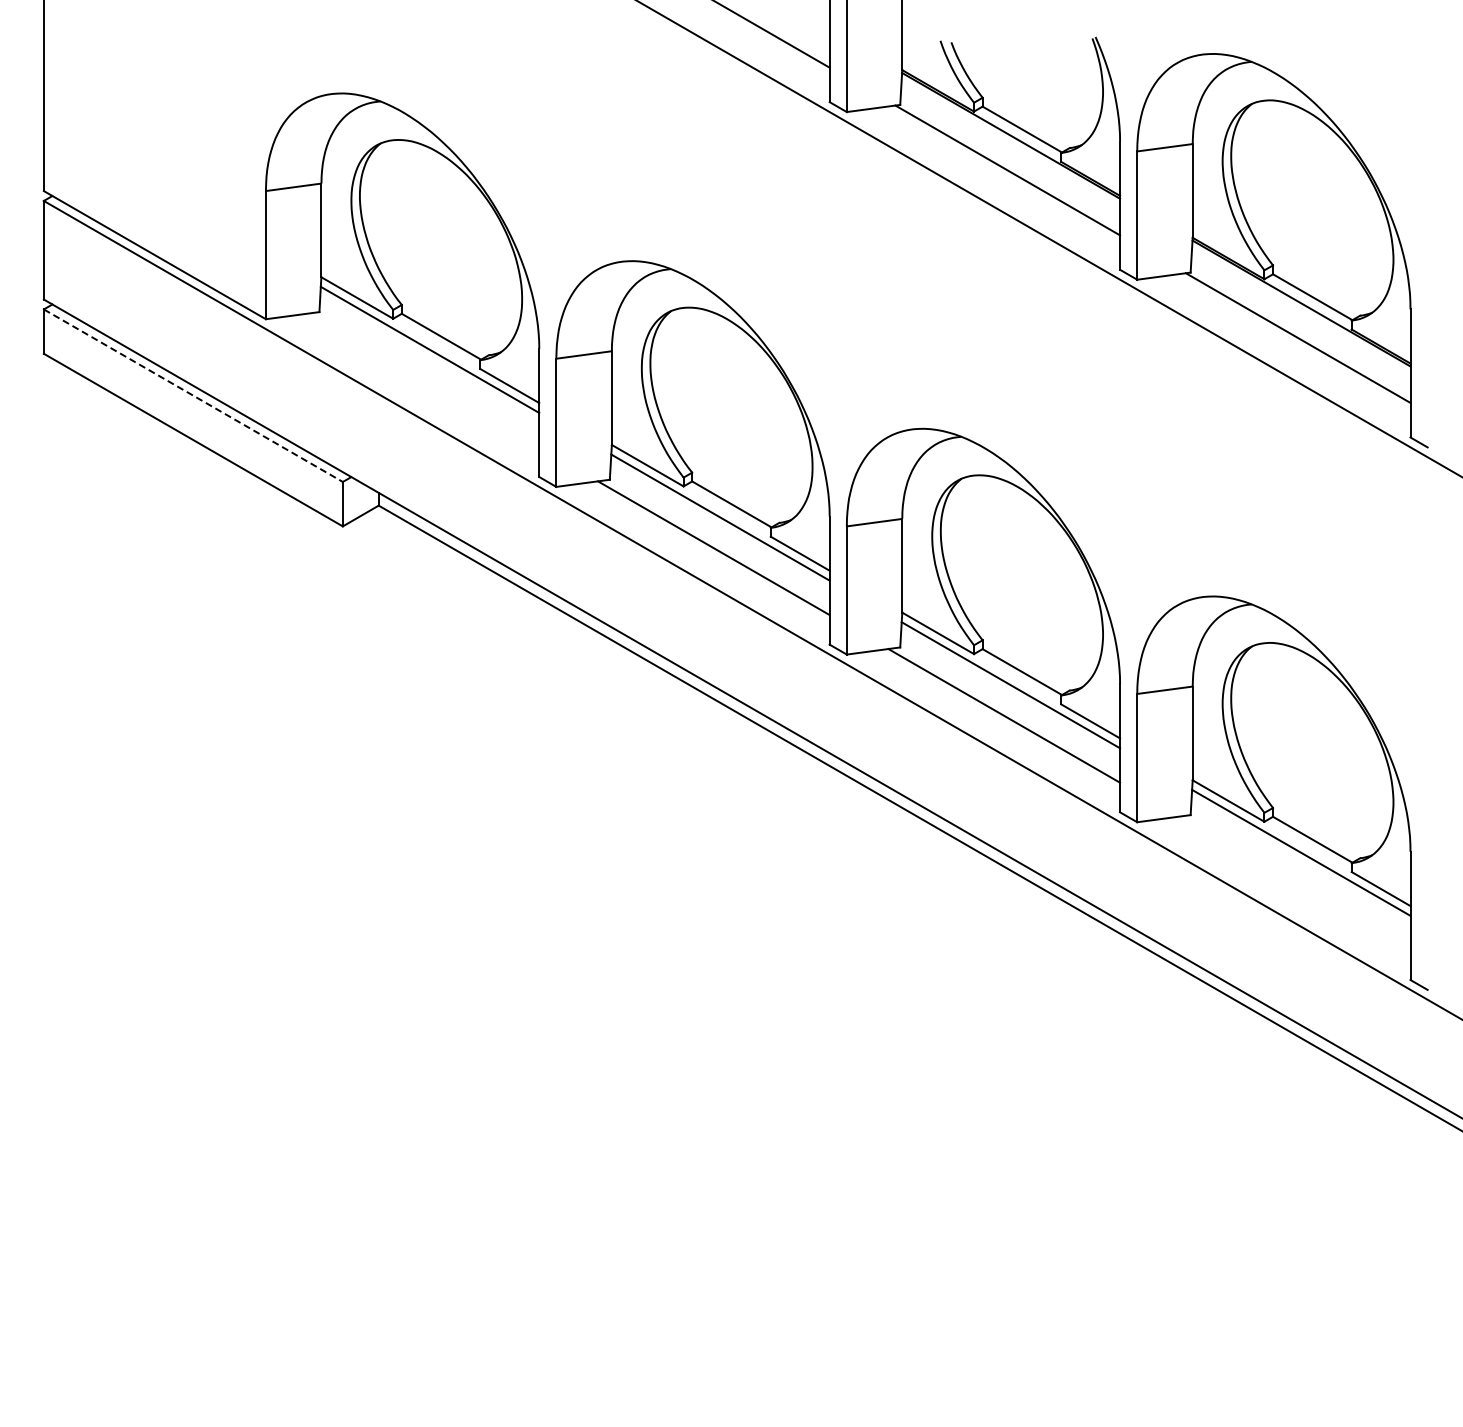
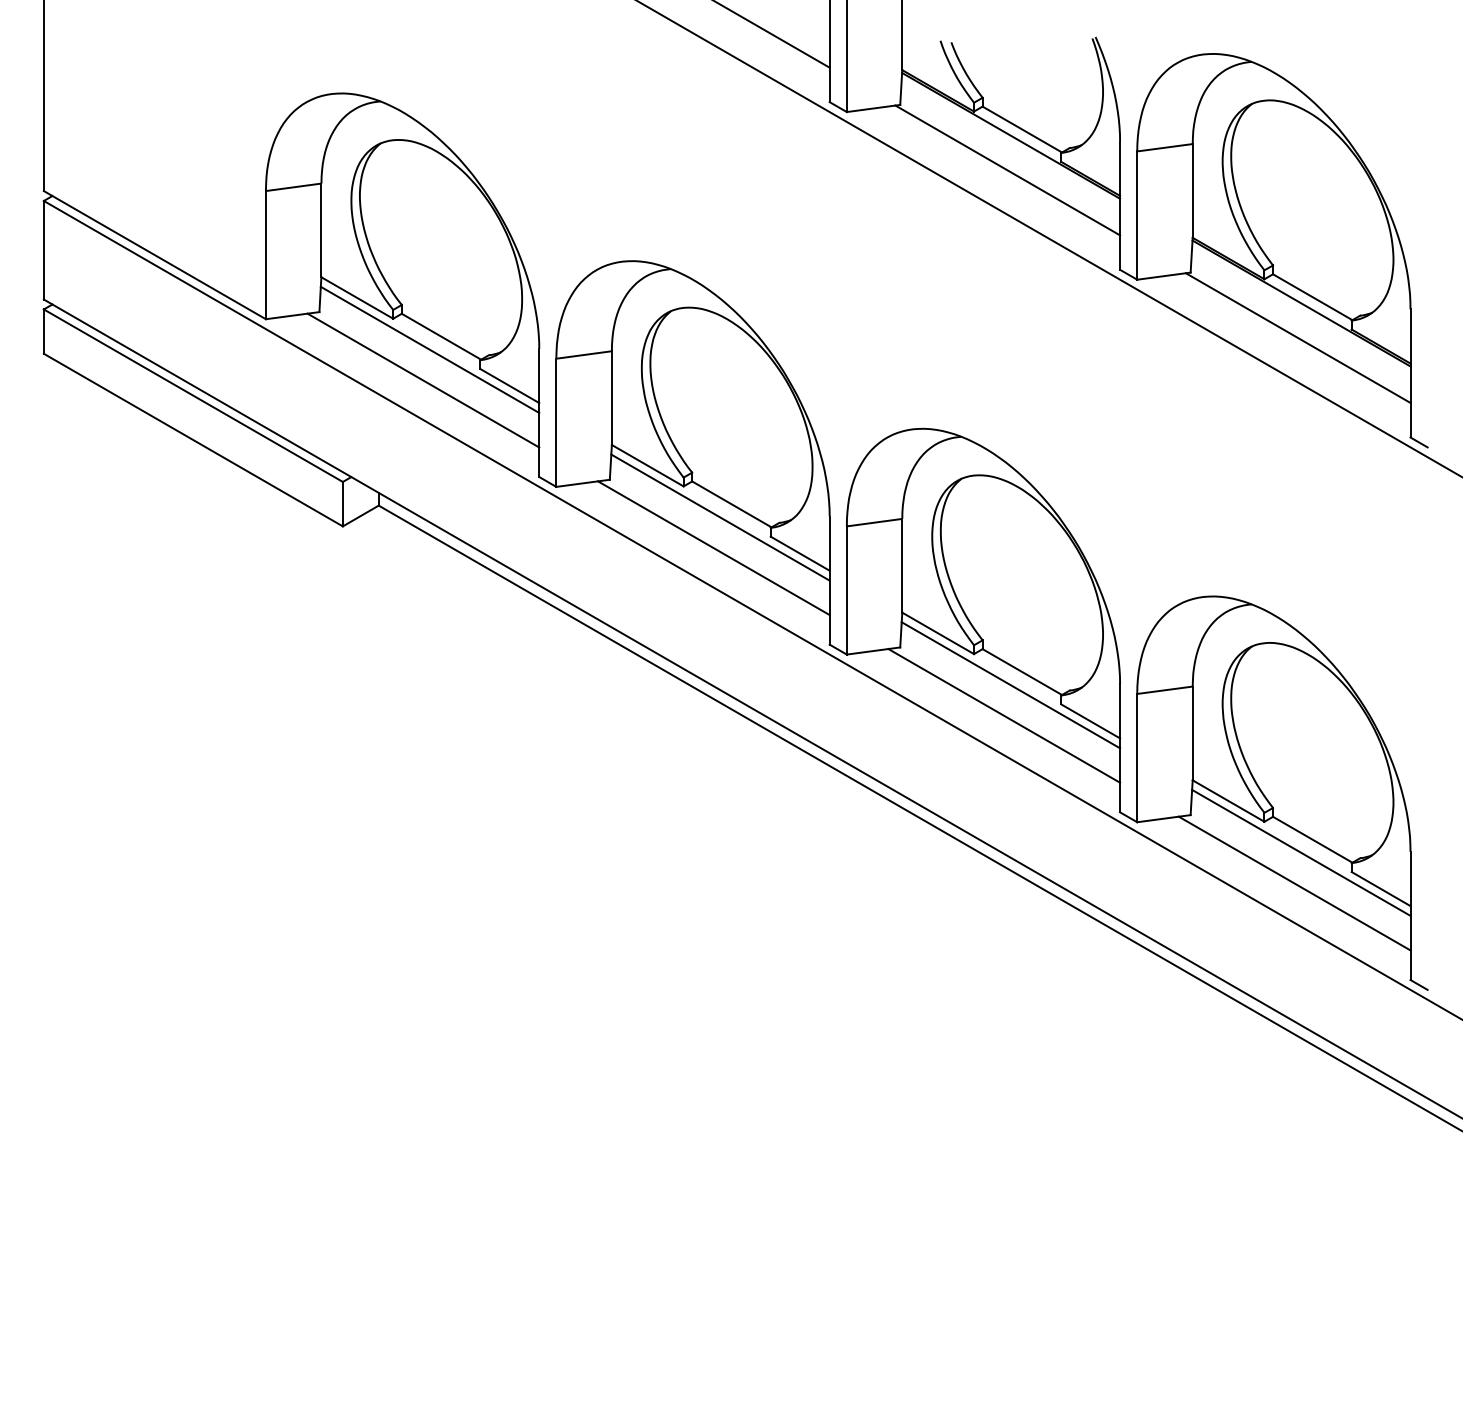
line: none -> present (423, 380)
line: dashed -> solid (193, 395)
line: none -> present (1294, 883)
